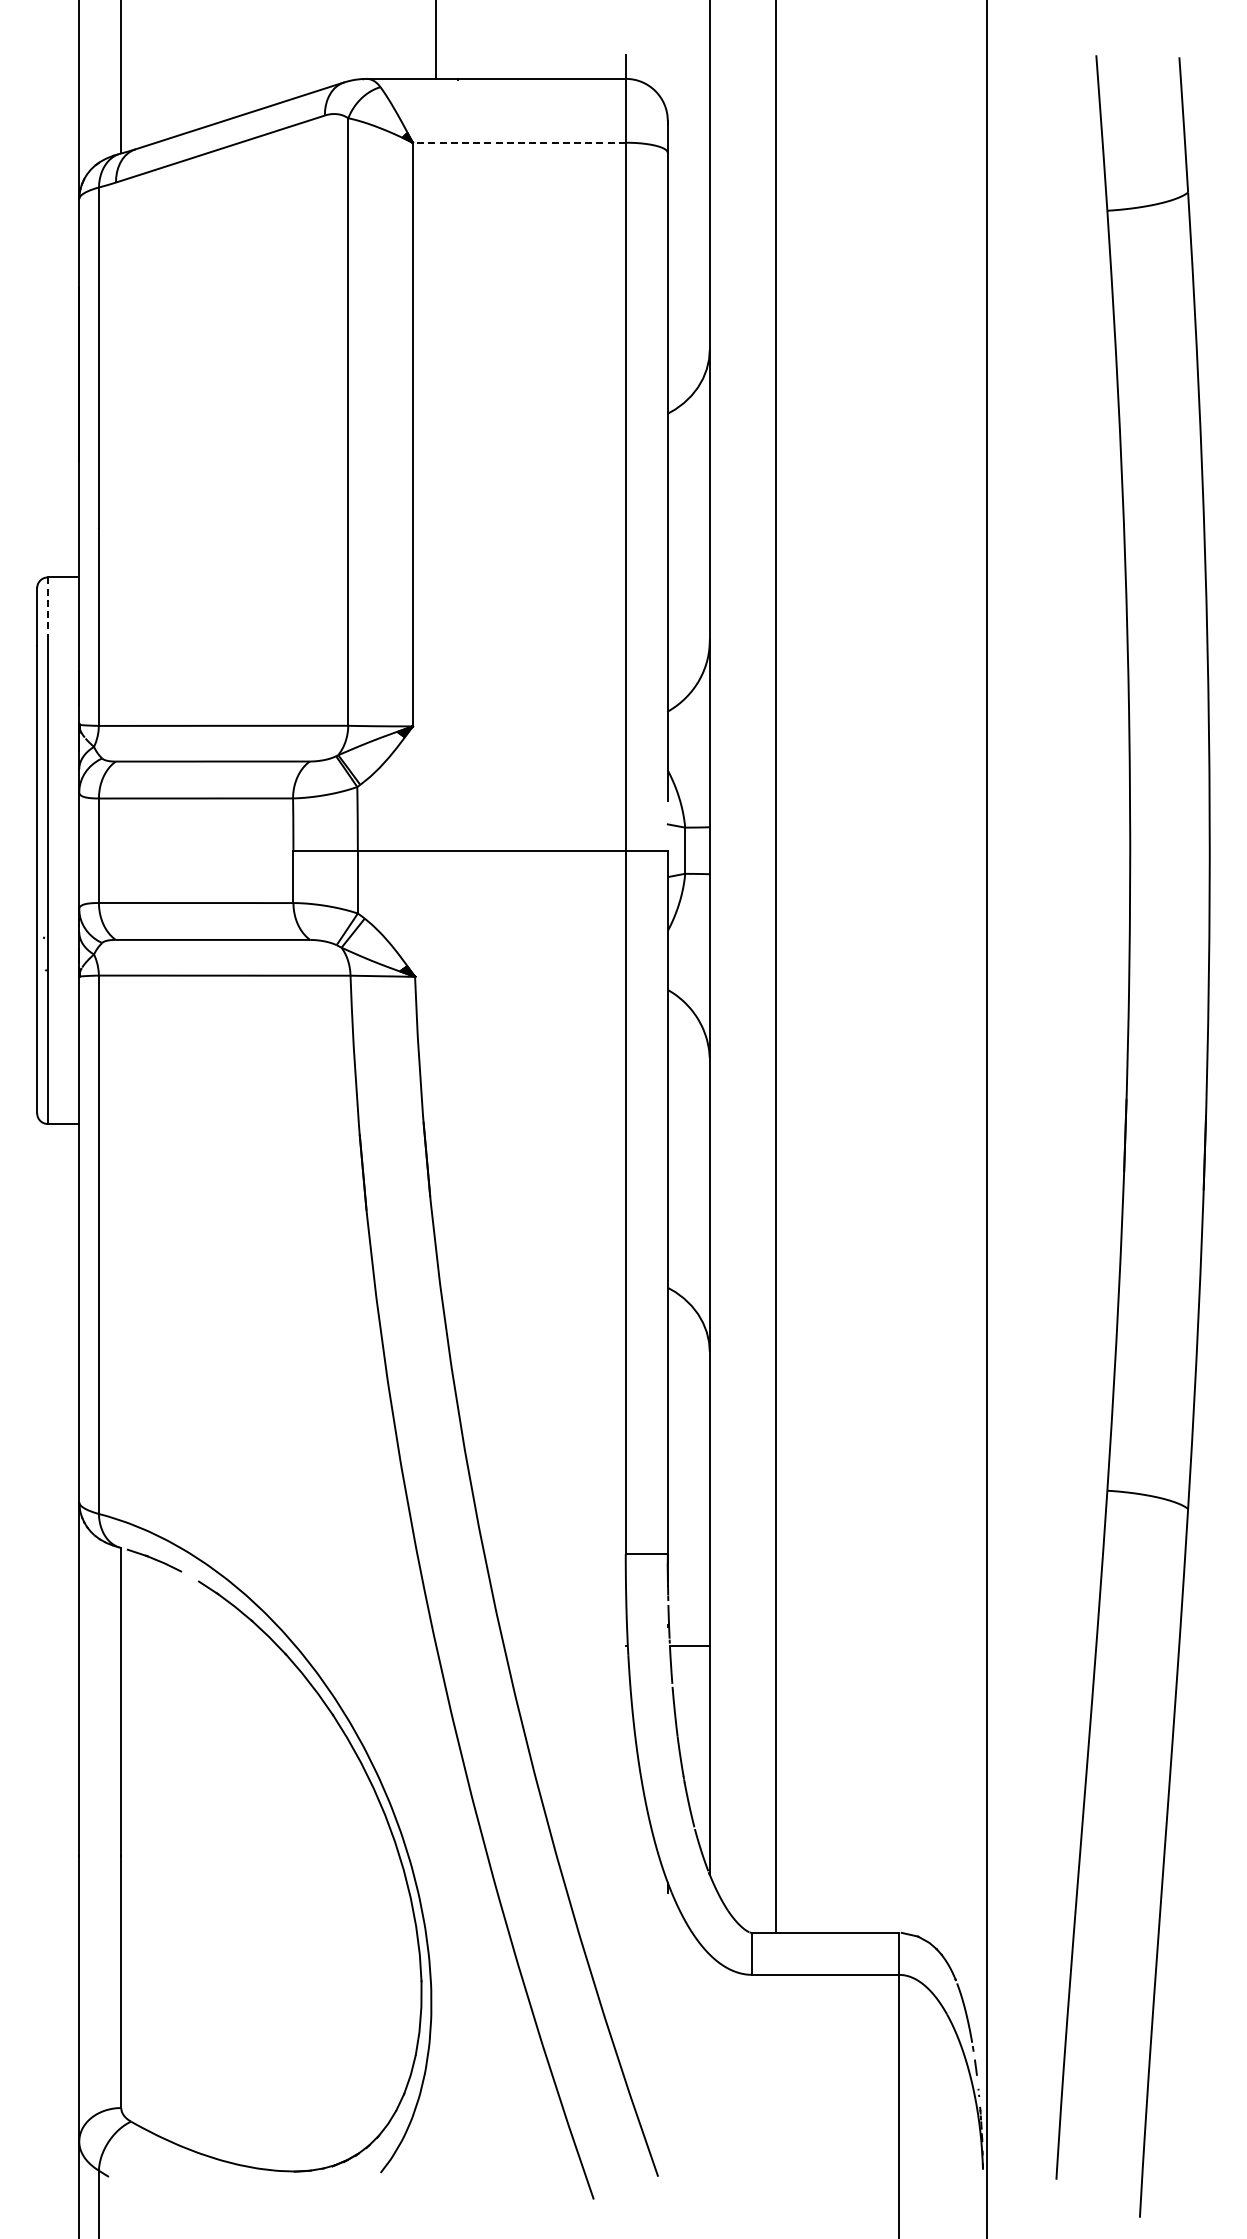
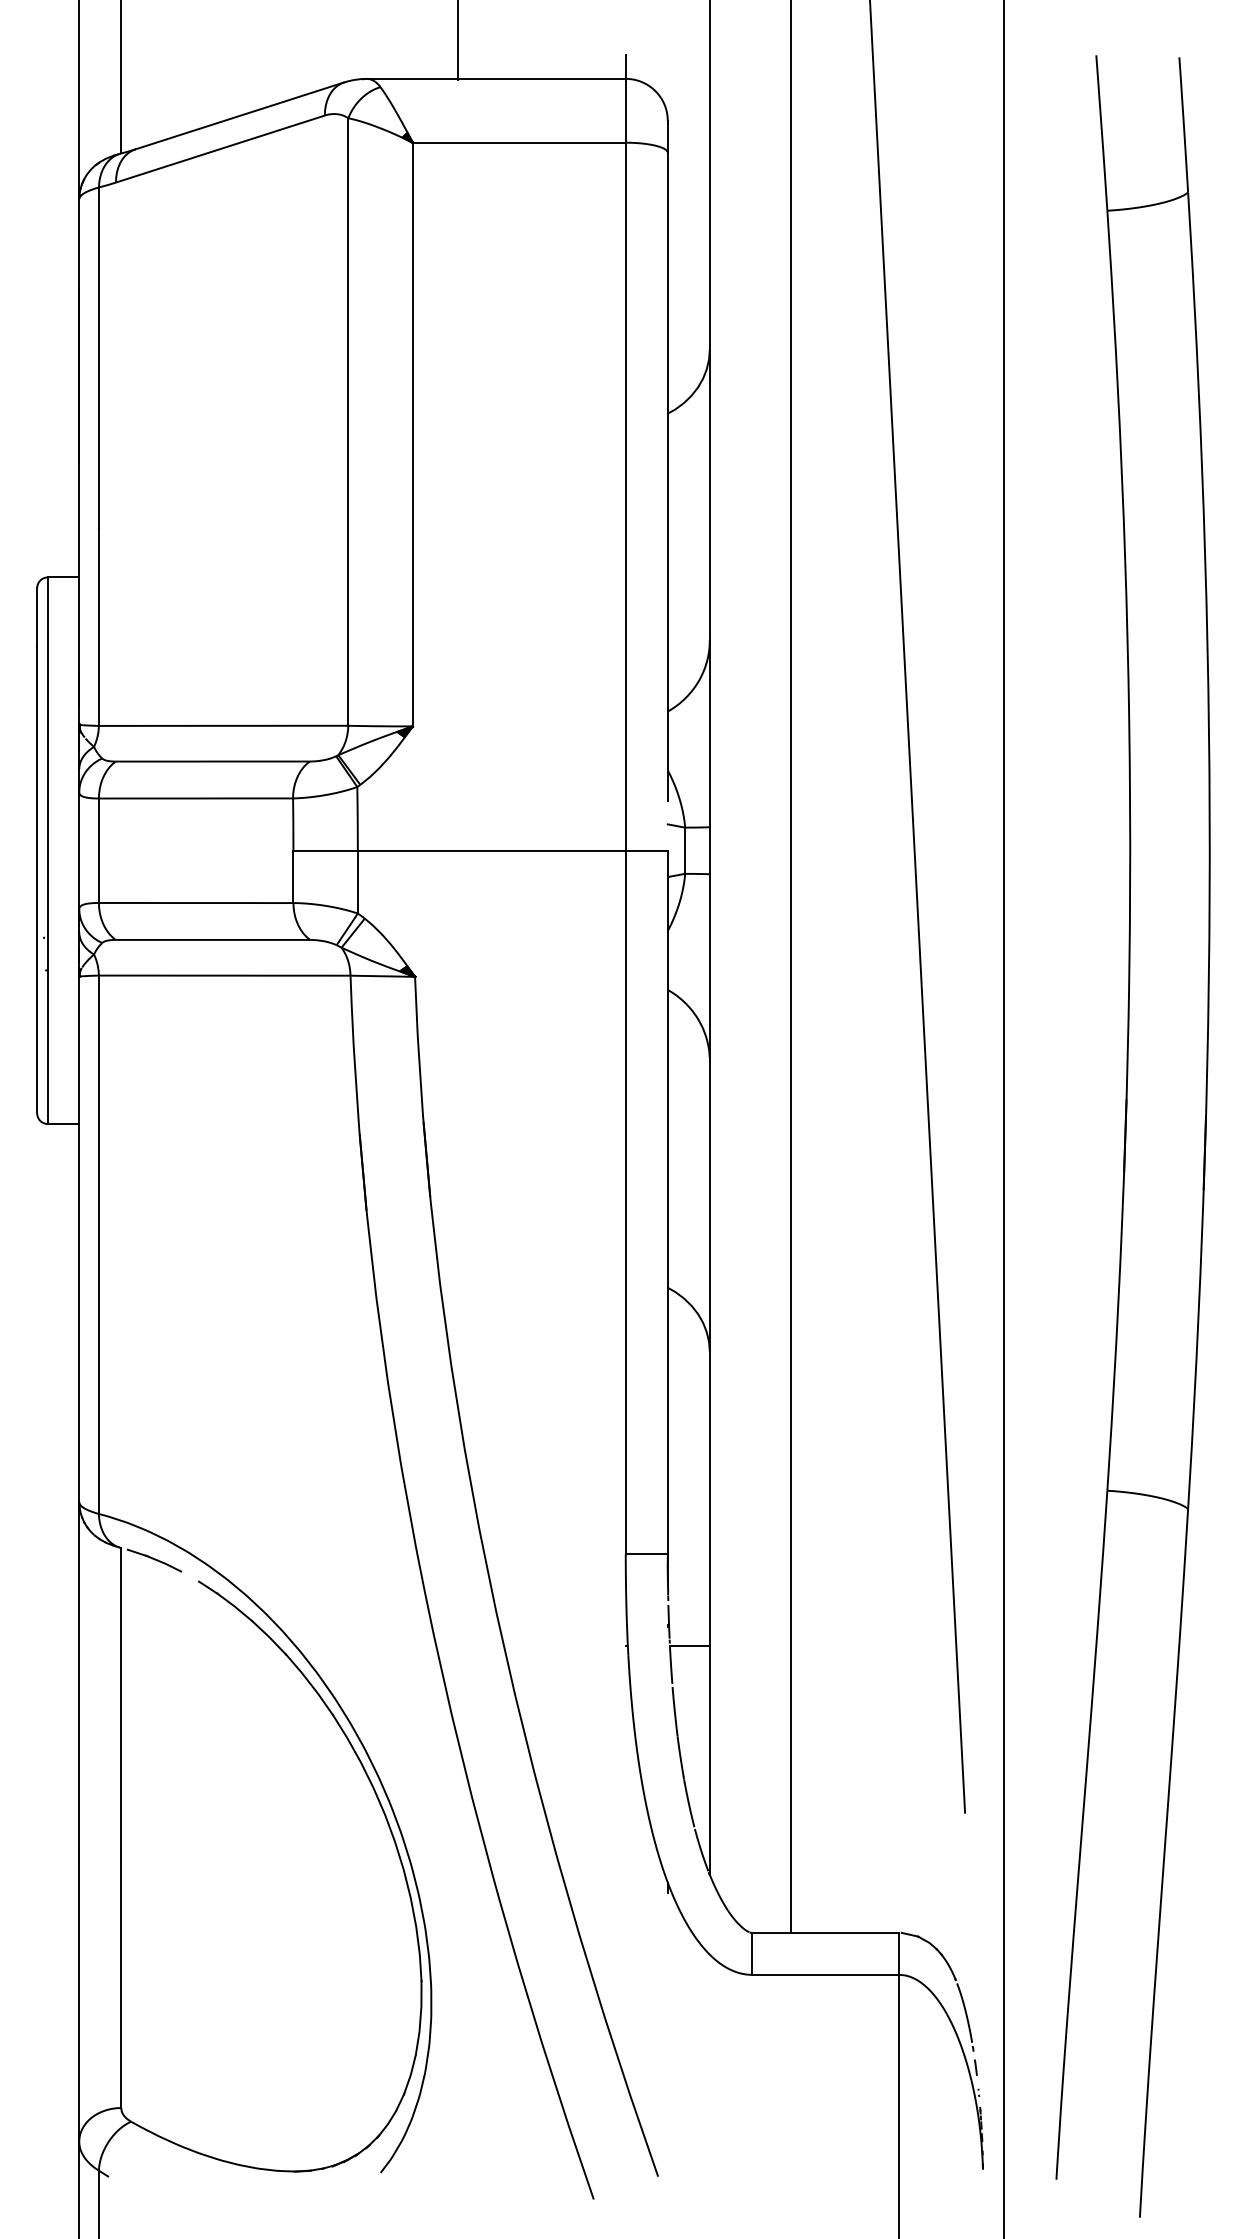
line position: (435, 40) -> (457, 40) (457, 40)
line: dashed -> solid (519, 142)
line: dashed -> solid (47, 608)
line: none -> present (917, 907)
line position: (775, 967) -> (790, 967) (790, 967)
line position: (987, 1118) -> (1004, 1118) (1004, 1118)
